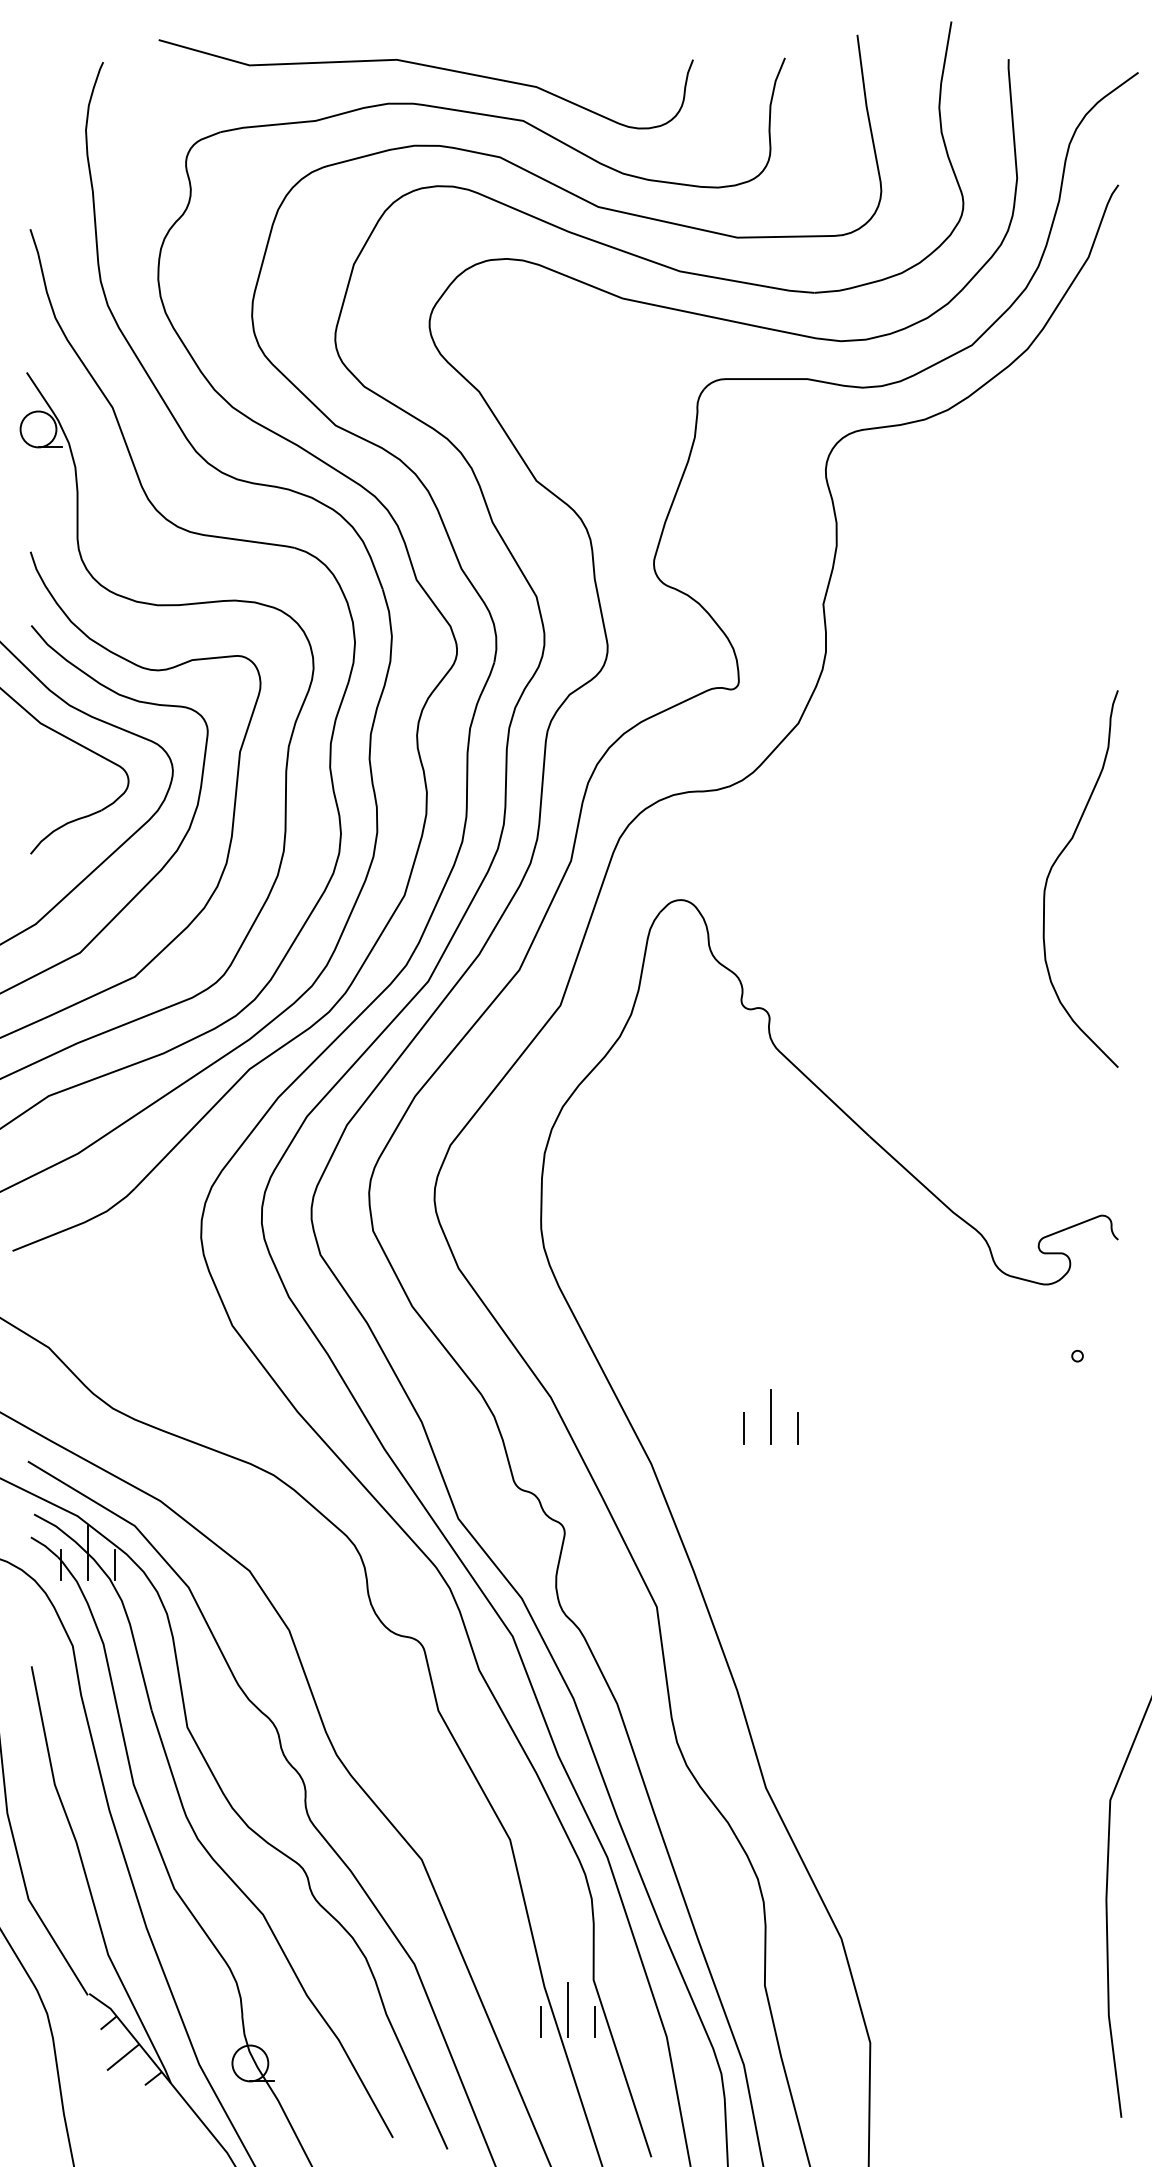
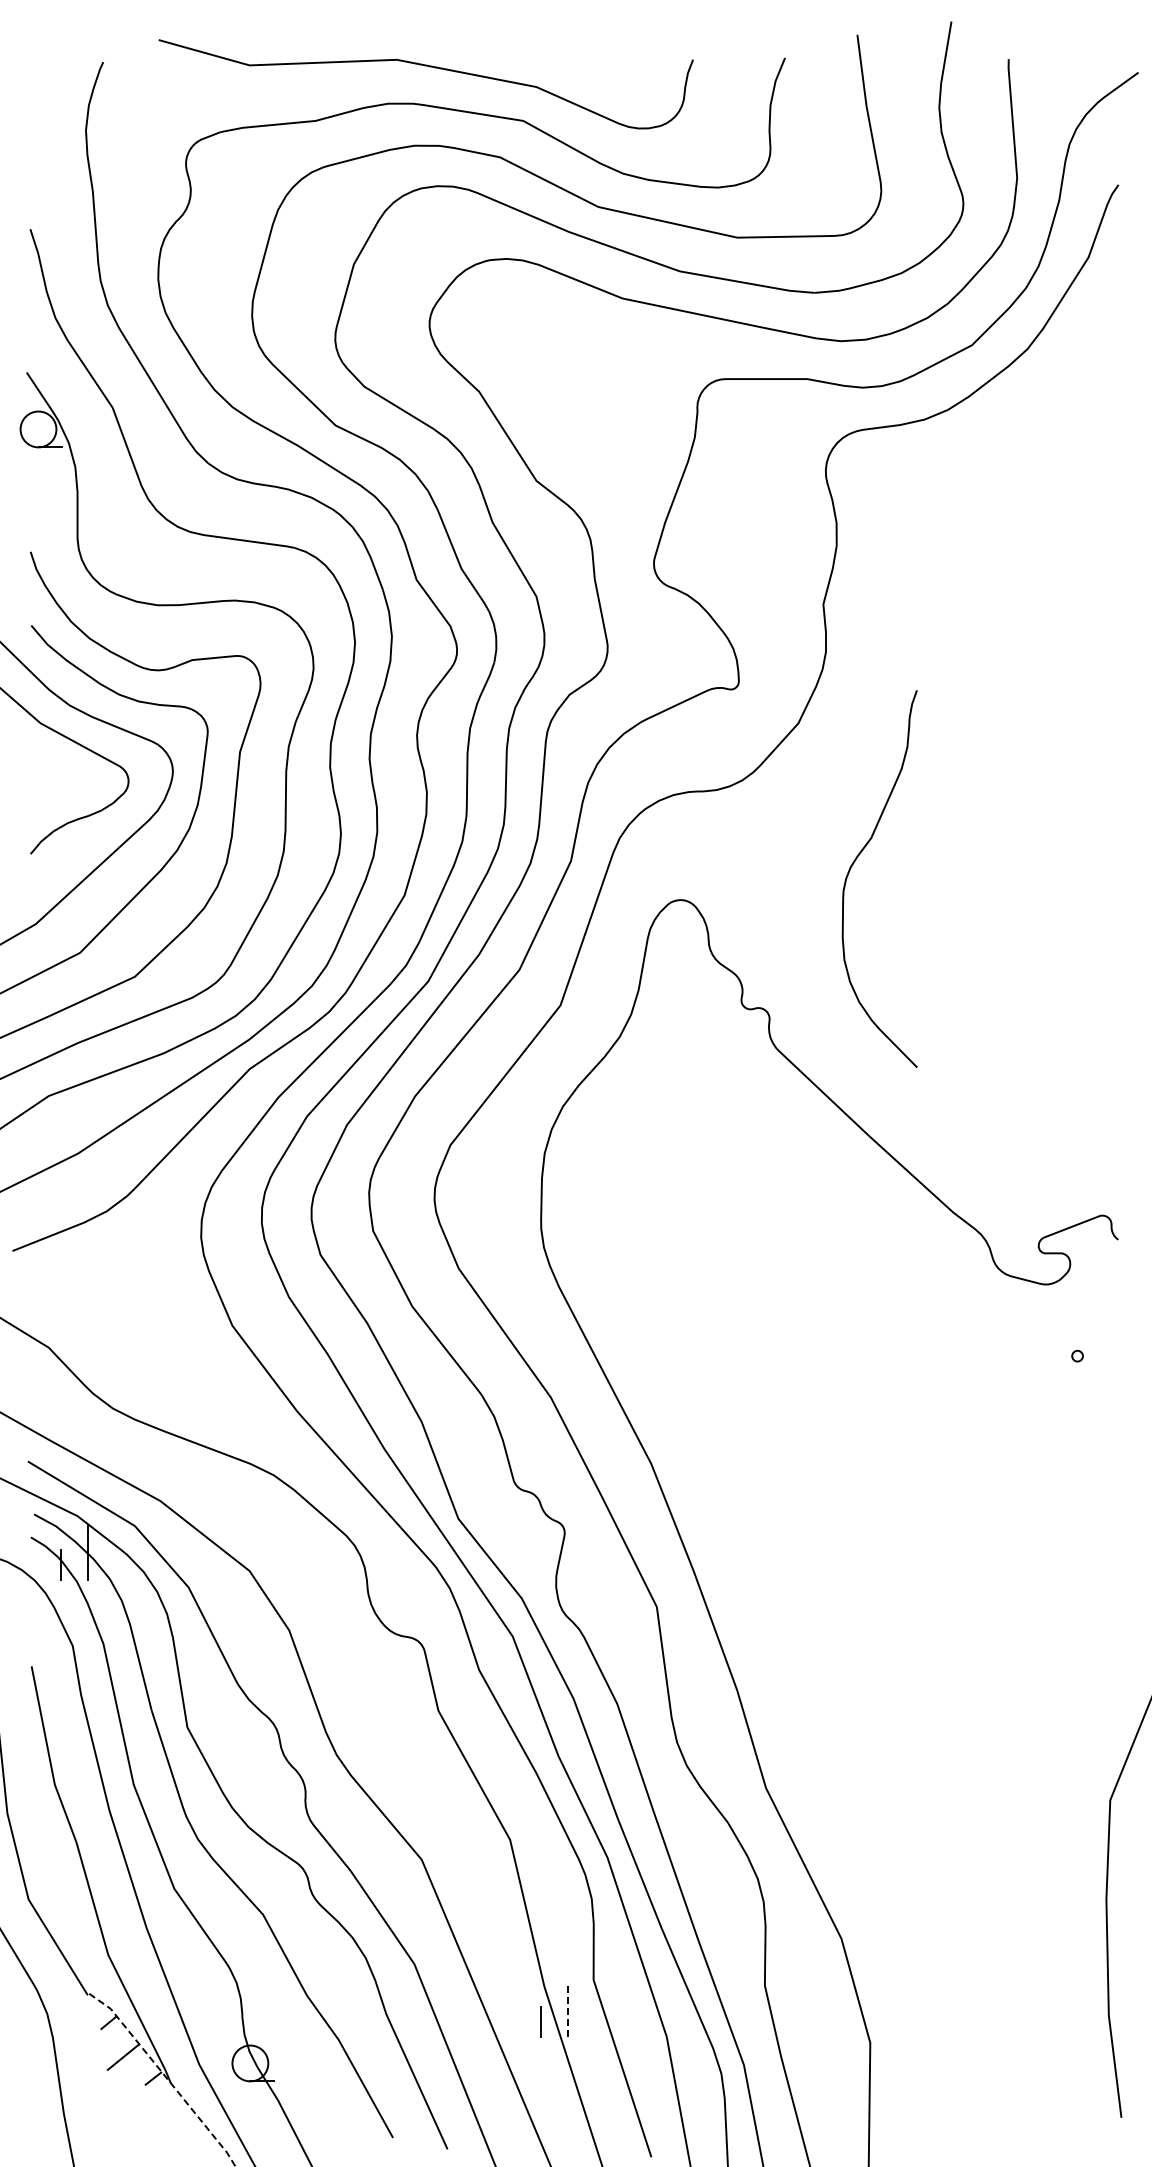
curve position: (1055, 863) -> (854, 863) (854, 863)
line: present -> none (770, 1416)
line: present -> none (743, 1428)
line: present -> none (797, 1428)
line: present -> none (114, 1564)
line: solid -> dashed (567, 2009)
line: present -> none (594, 2021)
line: solid -> dashed (165, 2077)
